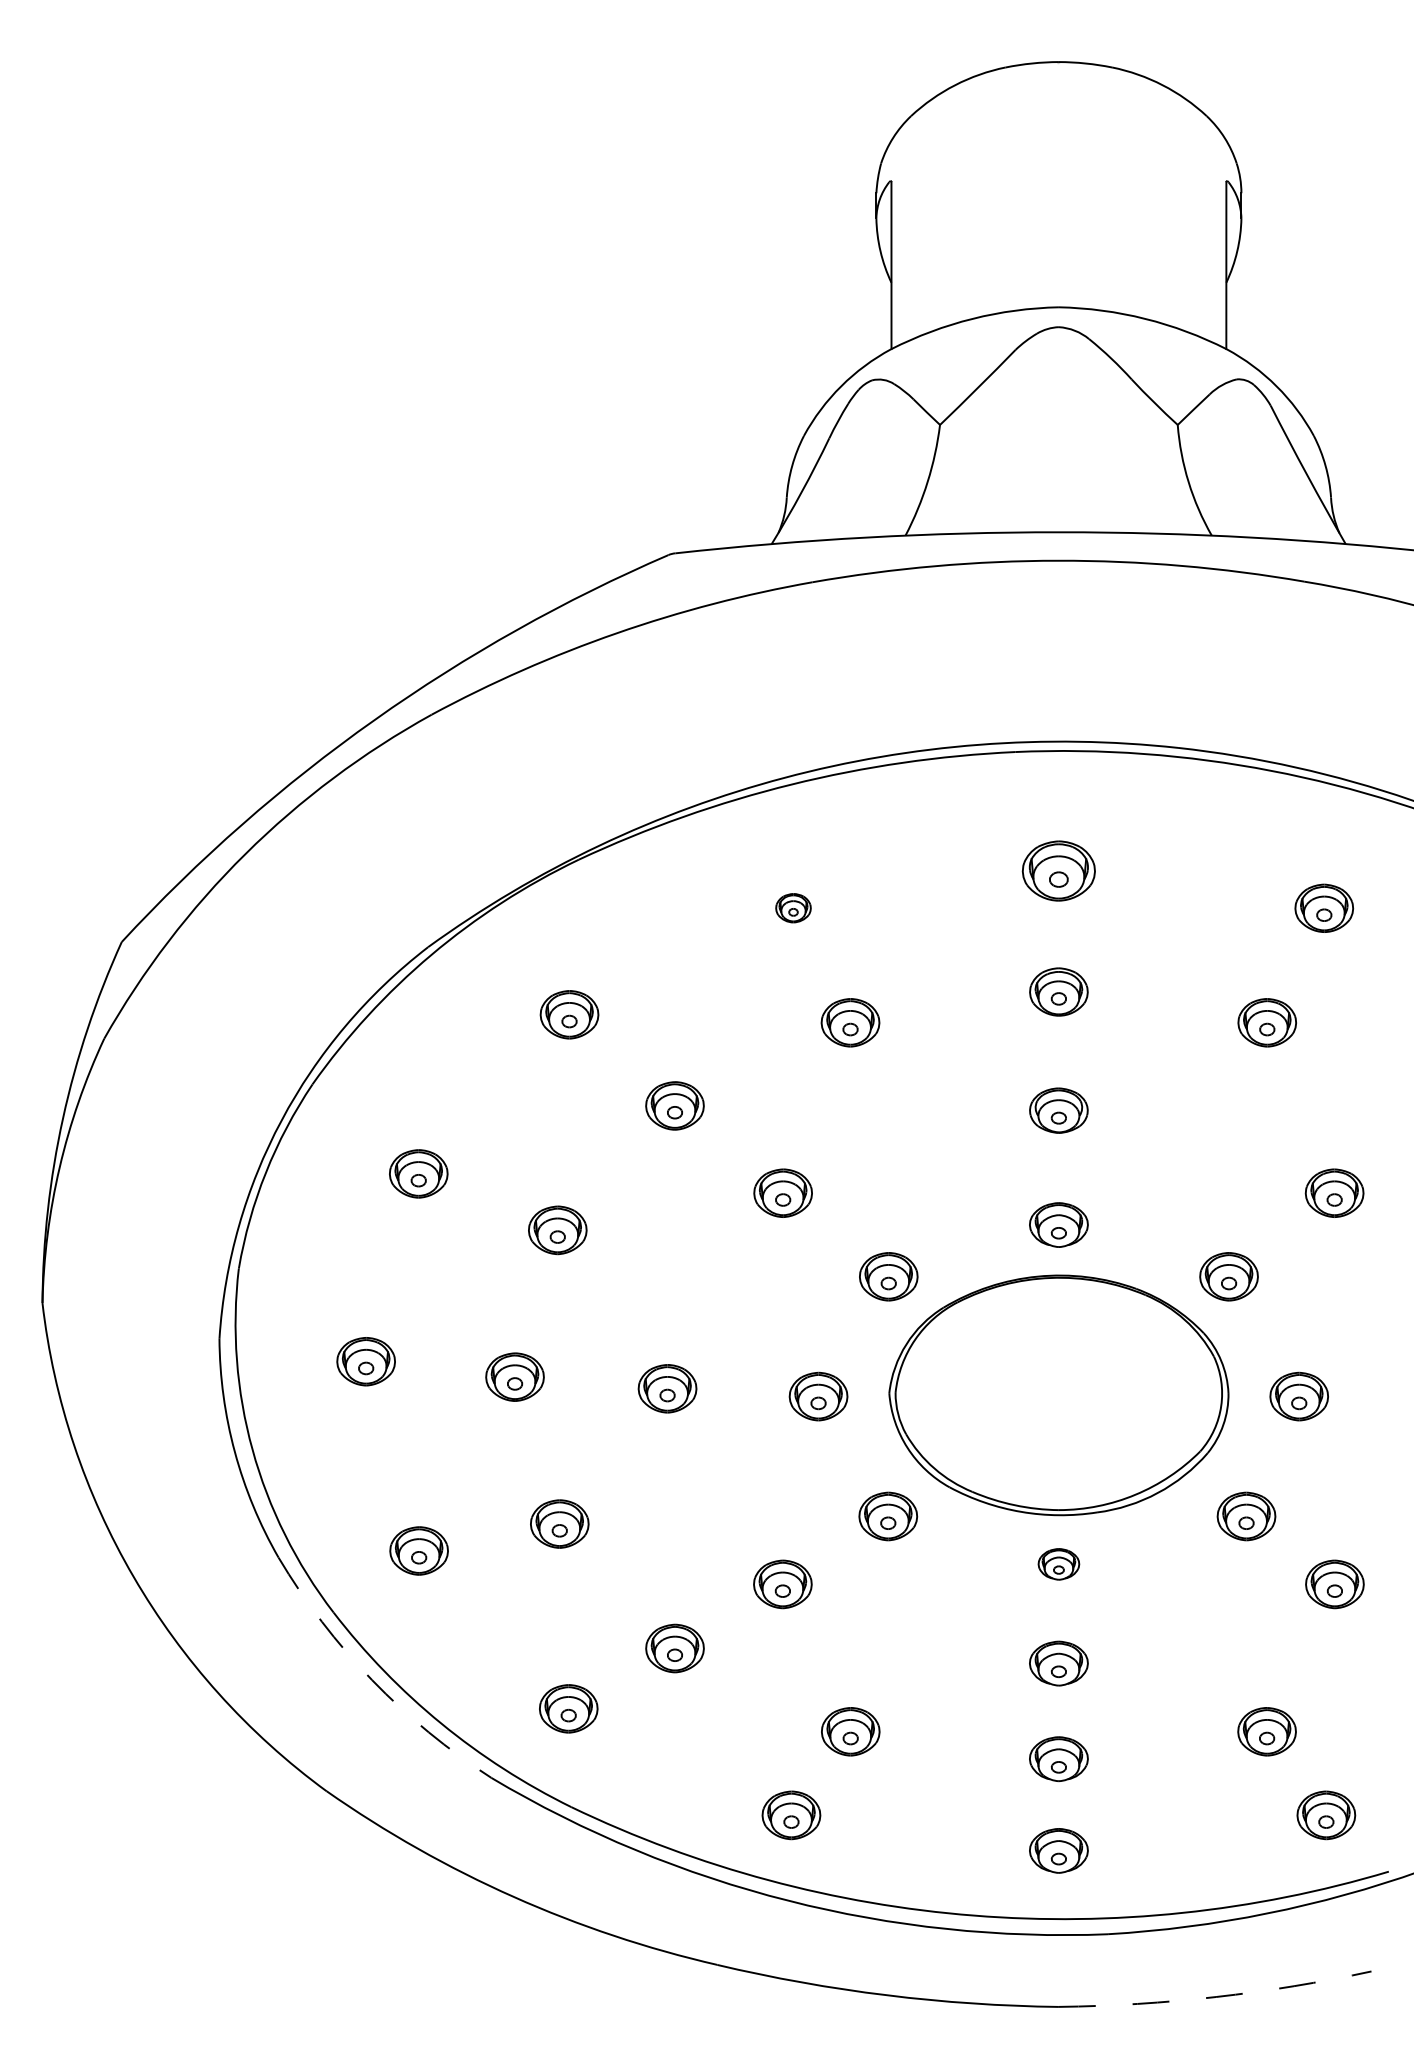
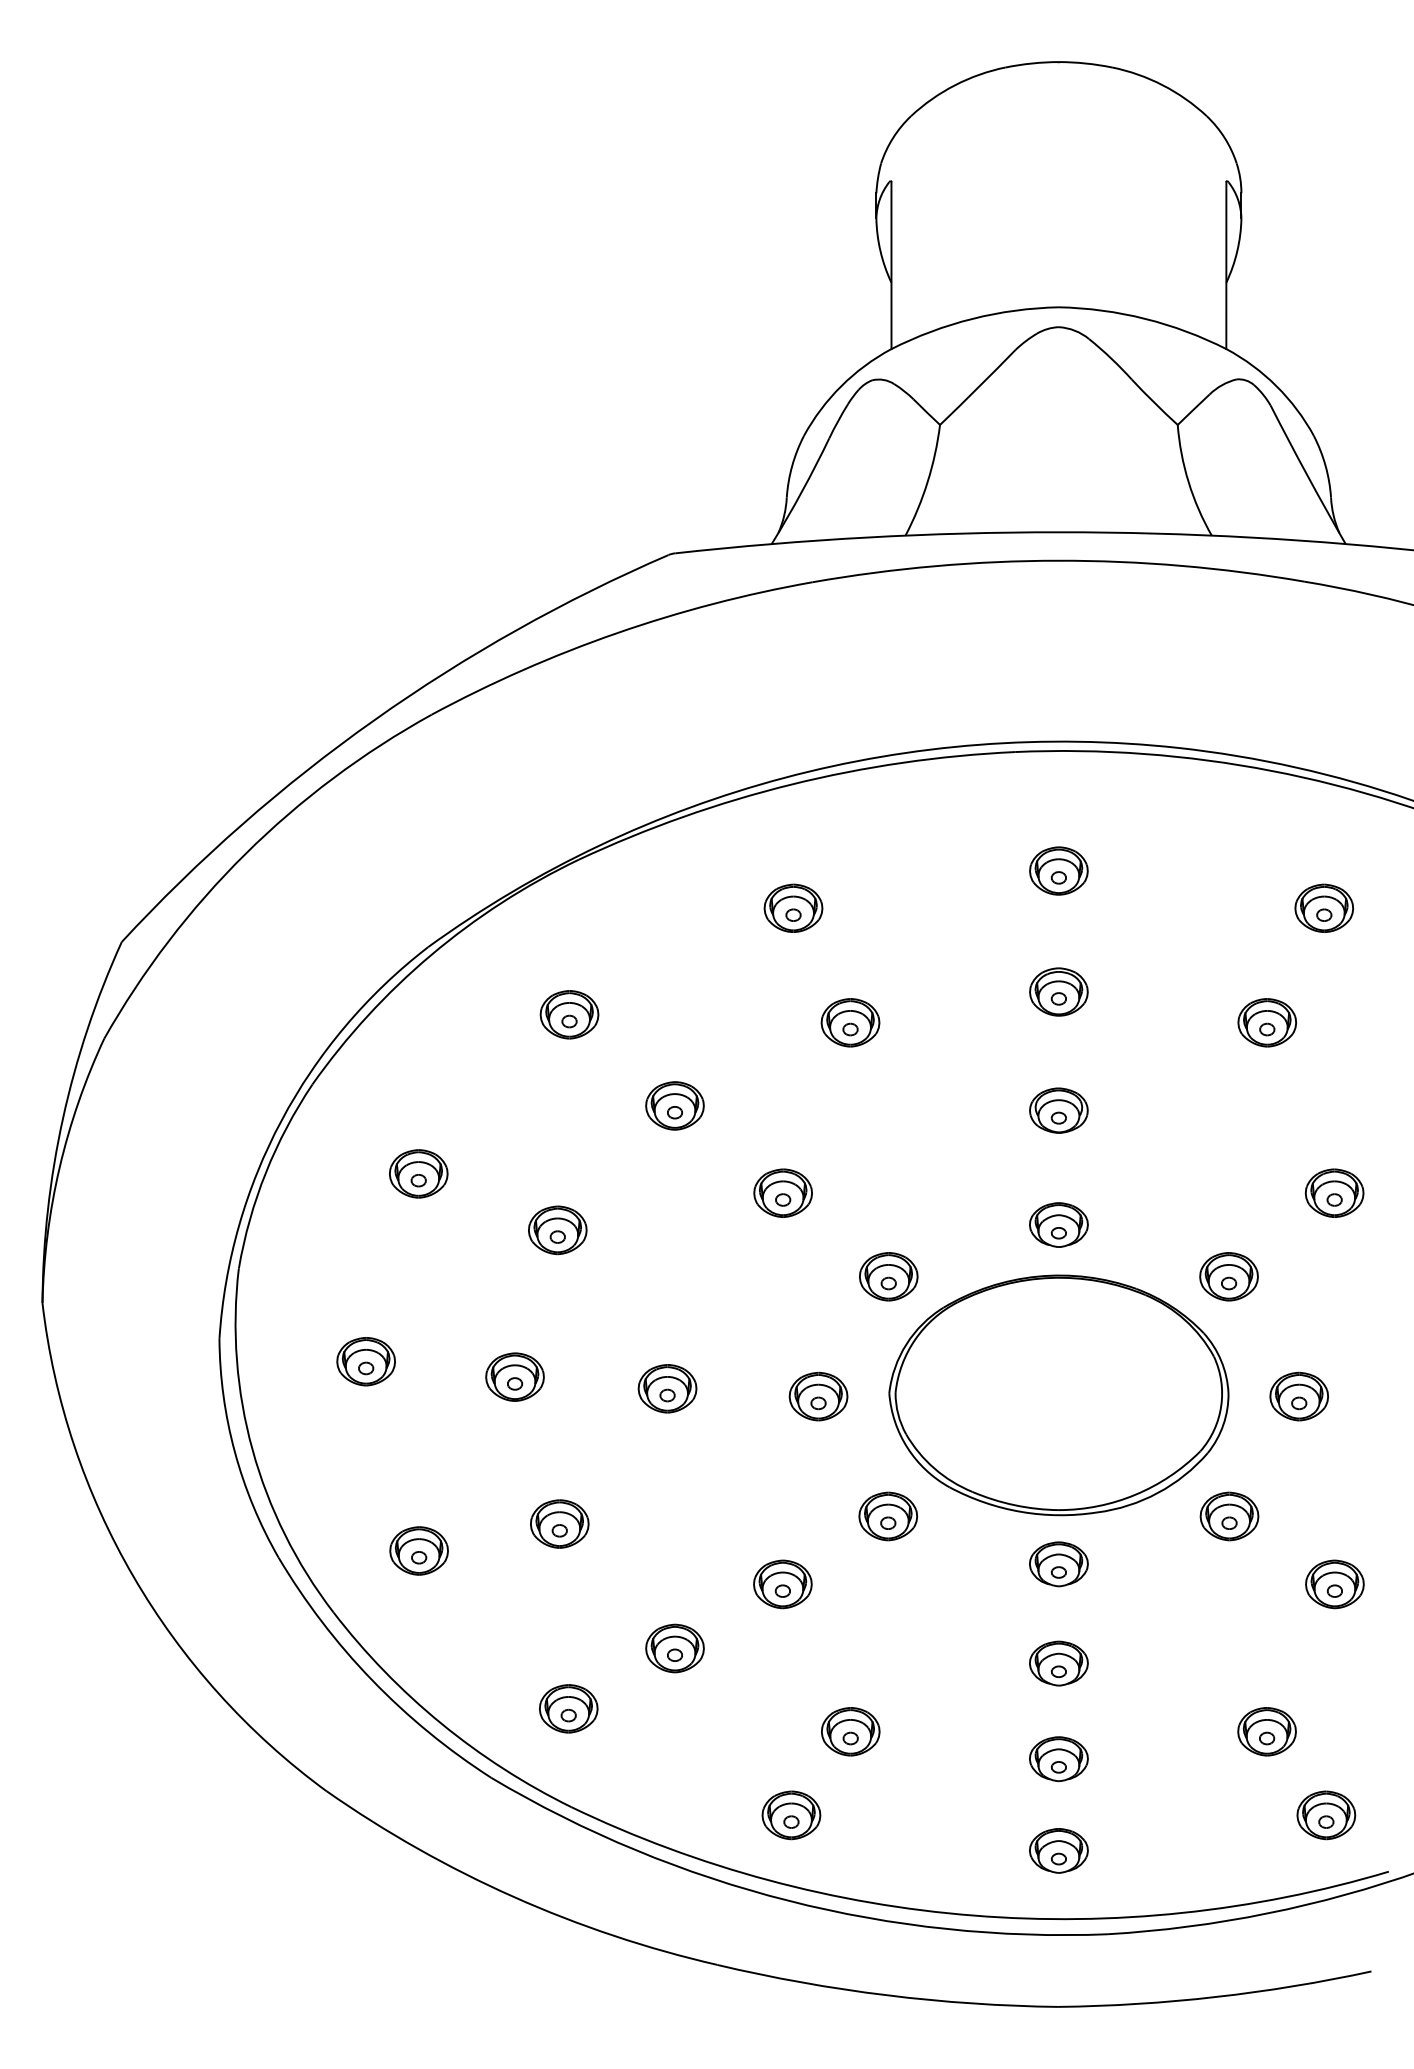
part size: 75x62 px -> 60x50 px (1058, 870)
part size: 37x31 px -> 61x50 px (793, 907)
part position: (1246, 1516) -> (1229, 1516) (1229, 1516)
part size: 44x33 px -> 60x47 px (1058, 1564)
arc: dashed -> solid (372, 1680)
arc: dashed -> solid (1216, 1997)
